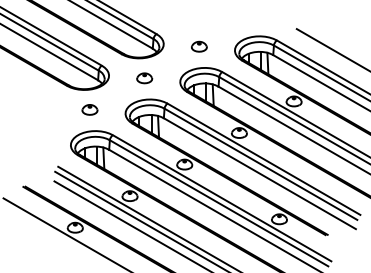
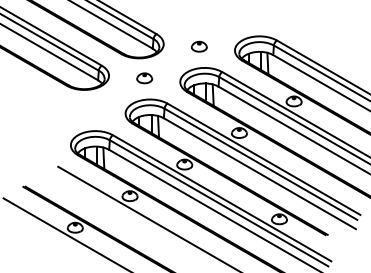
line: present -> none (331, 49)
part: present -> none (89, 109)
line: present -> none (140, 220)
line: present -> none (130, 225)
